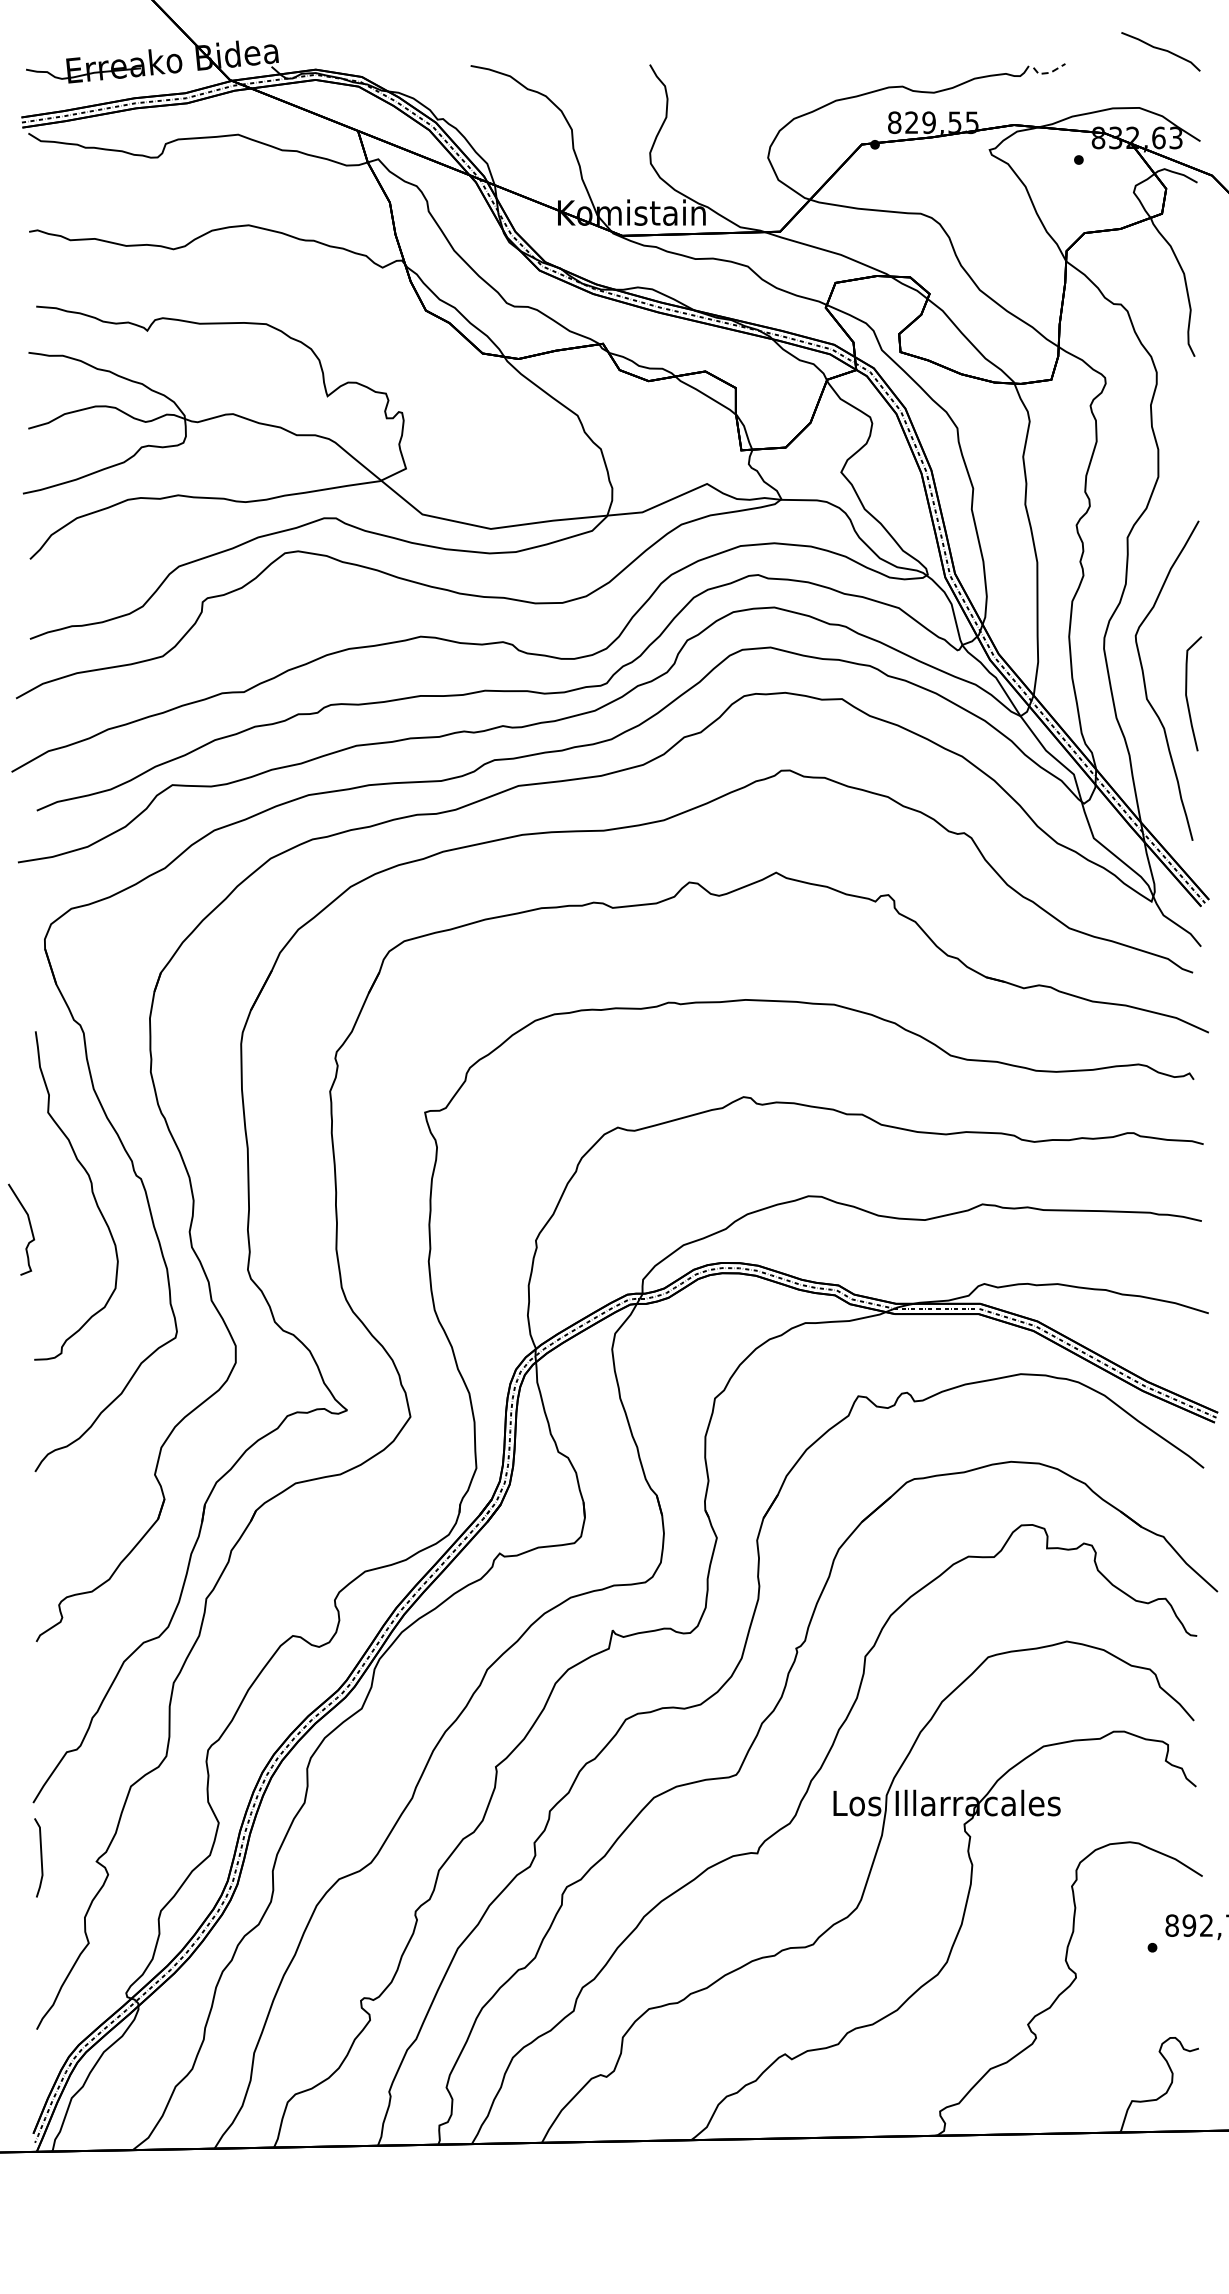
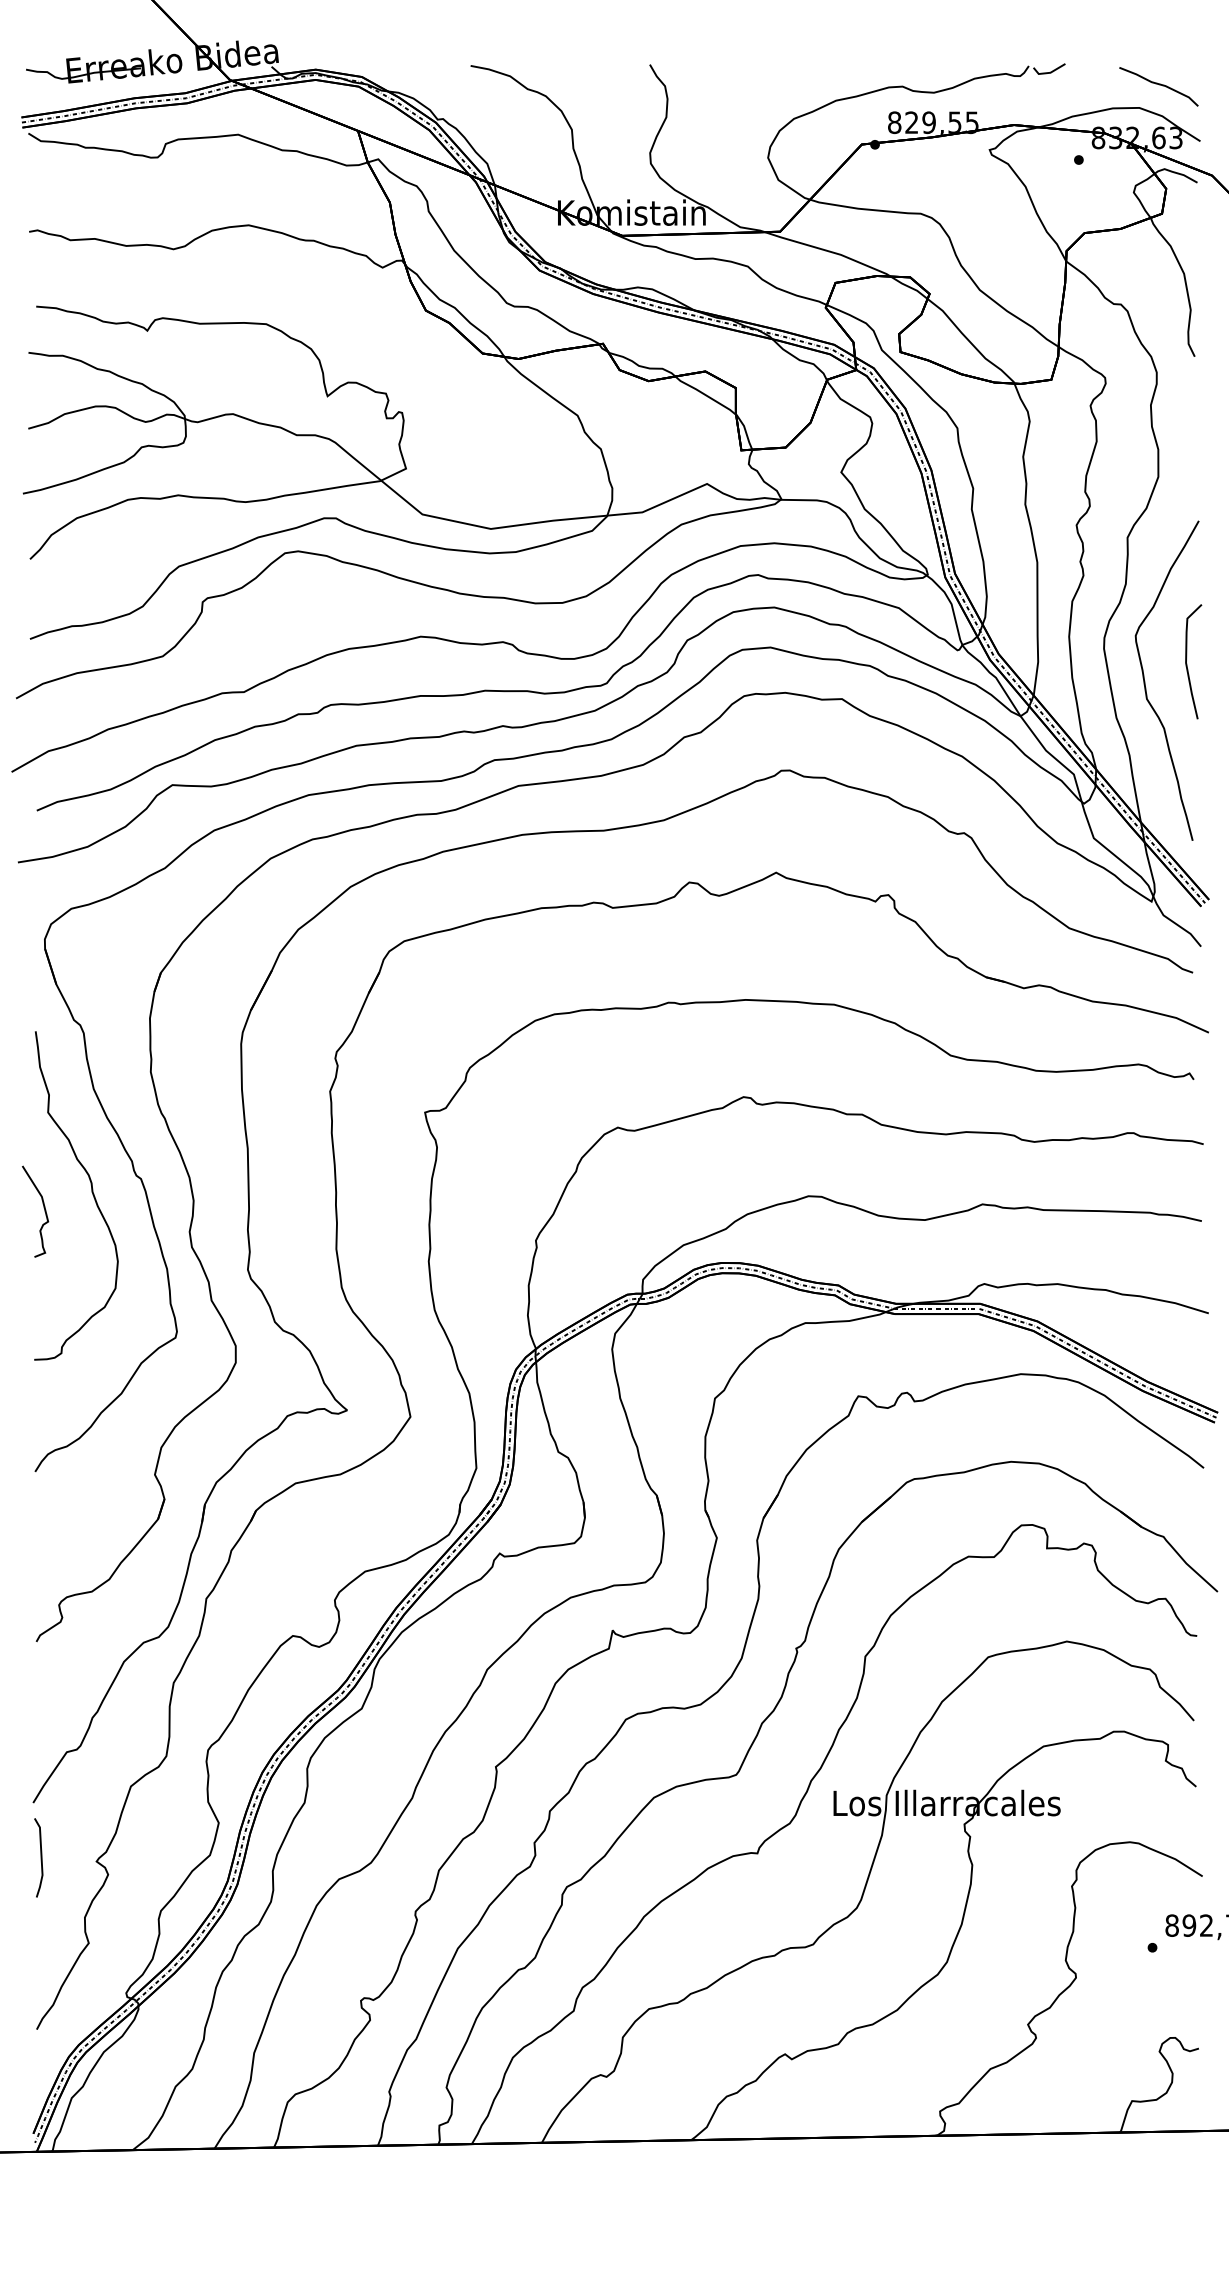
curve position: (1161, 50) -> (1159, 85) (1159, 85)
line: dashed -> solid (1049, 72)
curve position: (1187, 695) -> (1187, 663) (1187, 663)
curve position: (29, 1225) -> (43, 1207) (43, 1207)
